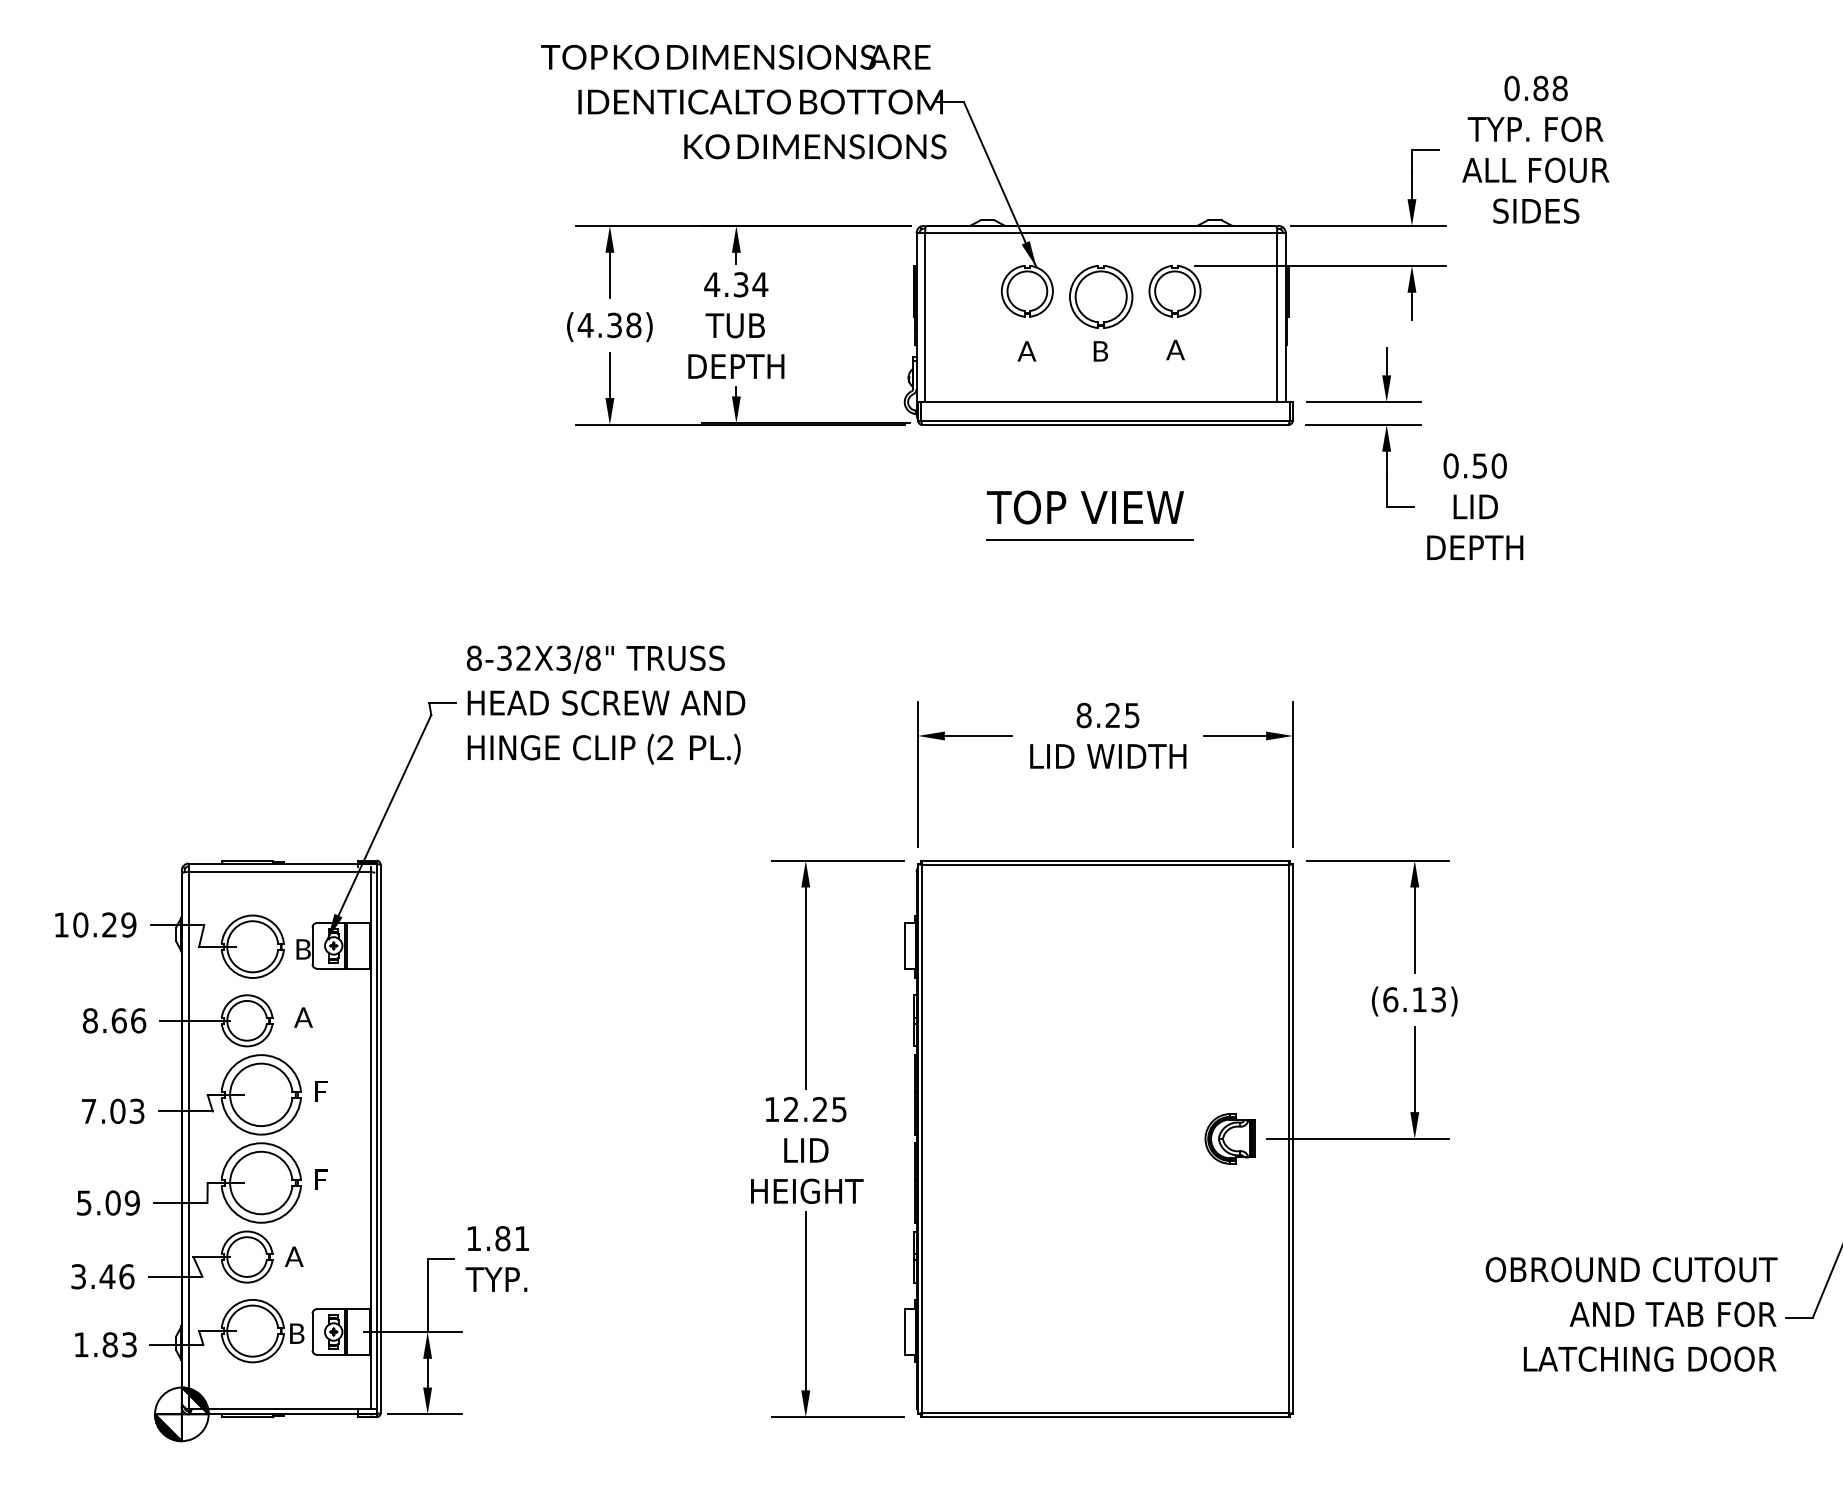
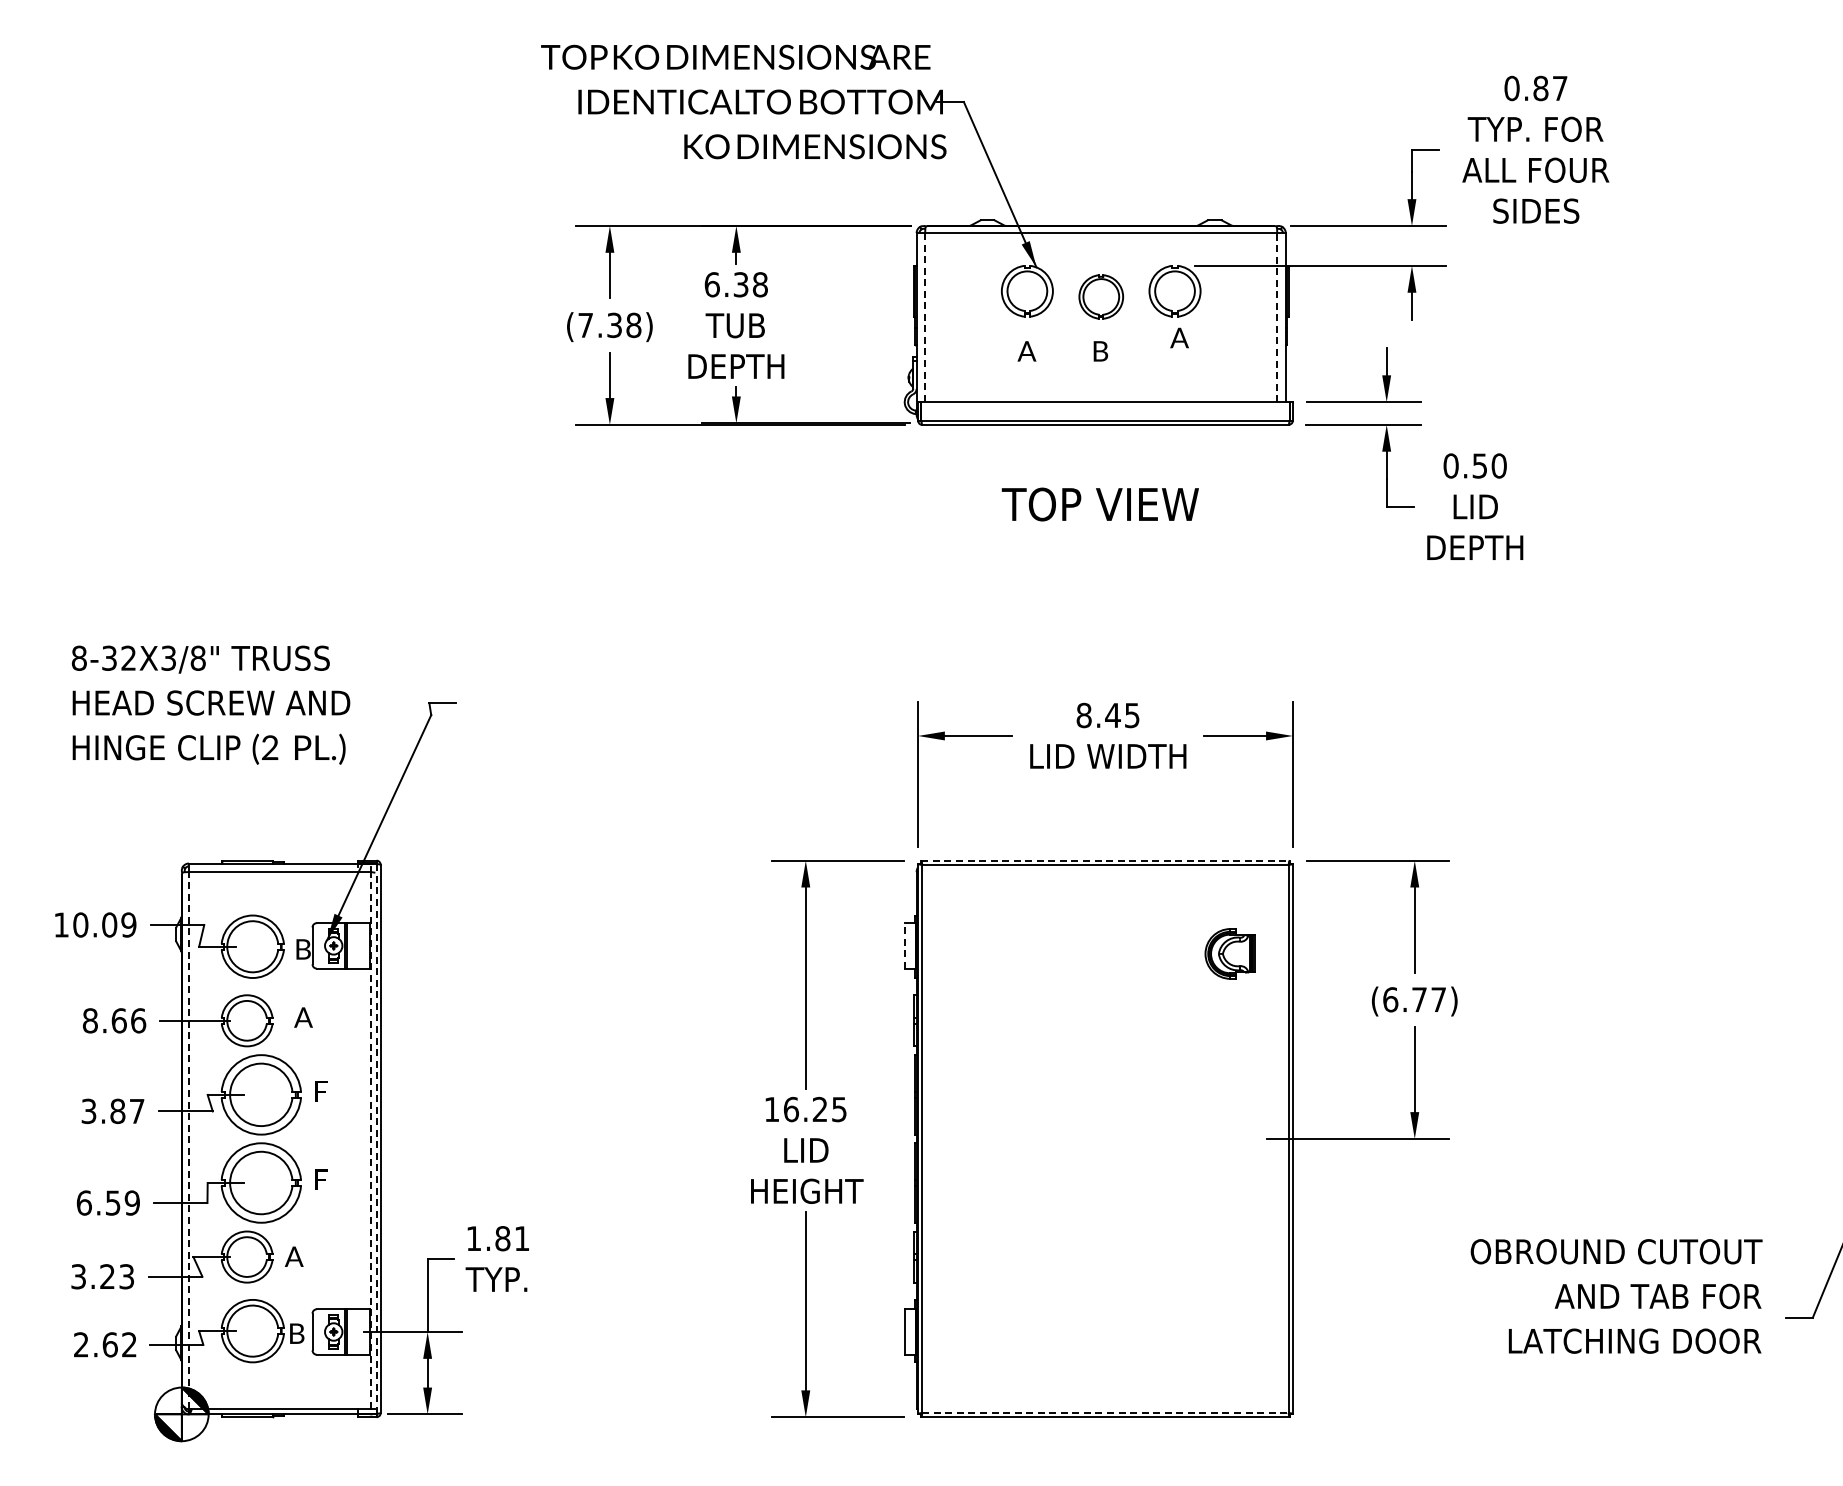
text: 0.88 -> 0.87 (1559, 88)
text: 4.34 -> 6.38 (736, 284)
part size: 65x64 px -> 46x46 px (1100, 296)
line: solid -> dashed (925, 317)
line: solid -> dashed (1277, 317)
text: (4.38) -> (7.38) (585, 325)
text position: (1175, 349) -> (1179, 337) (1179, 337)
text position: (1084, 507) -> (1099, 504) (1099, 504)
line: present -> none (1089, 539)
text position: (605, 704) -> (210, 704) (210, 704)
text: 8.25 -> 8.45 (1112, 714)
line: solid -> dashed (1105, 860)
text: 10.29 -> 10.09 (109, 924)
line: solid -> dashed (904, 945)
text: (6.13) -> (6.77) (1428, 999)
text: 12.25 -> 16.25 (790, 1109)
text: 7.03 -> 3.87 (112, 1111)
line: solid -> dashed (376, 1138)
part position: (1229, 1138) -> (1229, 953) (1229, 953)
line: solid -> dashed (188, 1139)
line: solid -> dashed (370, 1139)
text: 5.09 -> 6.59 (98, 1202)
text: 3.46 -> 3.23 (116, 1276)
text position: (1631, 1314) -> (1616, 1296) (1616, 1296)
text: 1.83 -> 2.62 (105, 1344)
line: solid -> dashed (1105, 1412)
